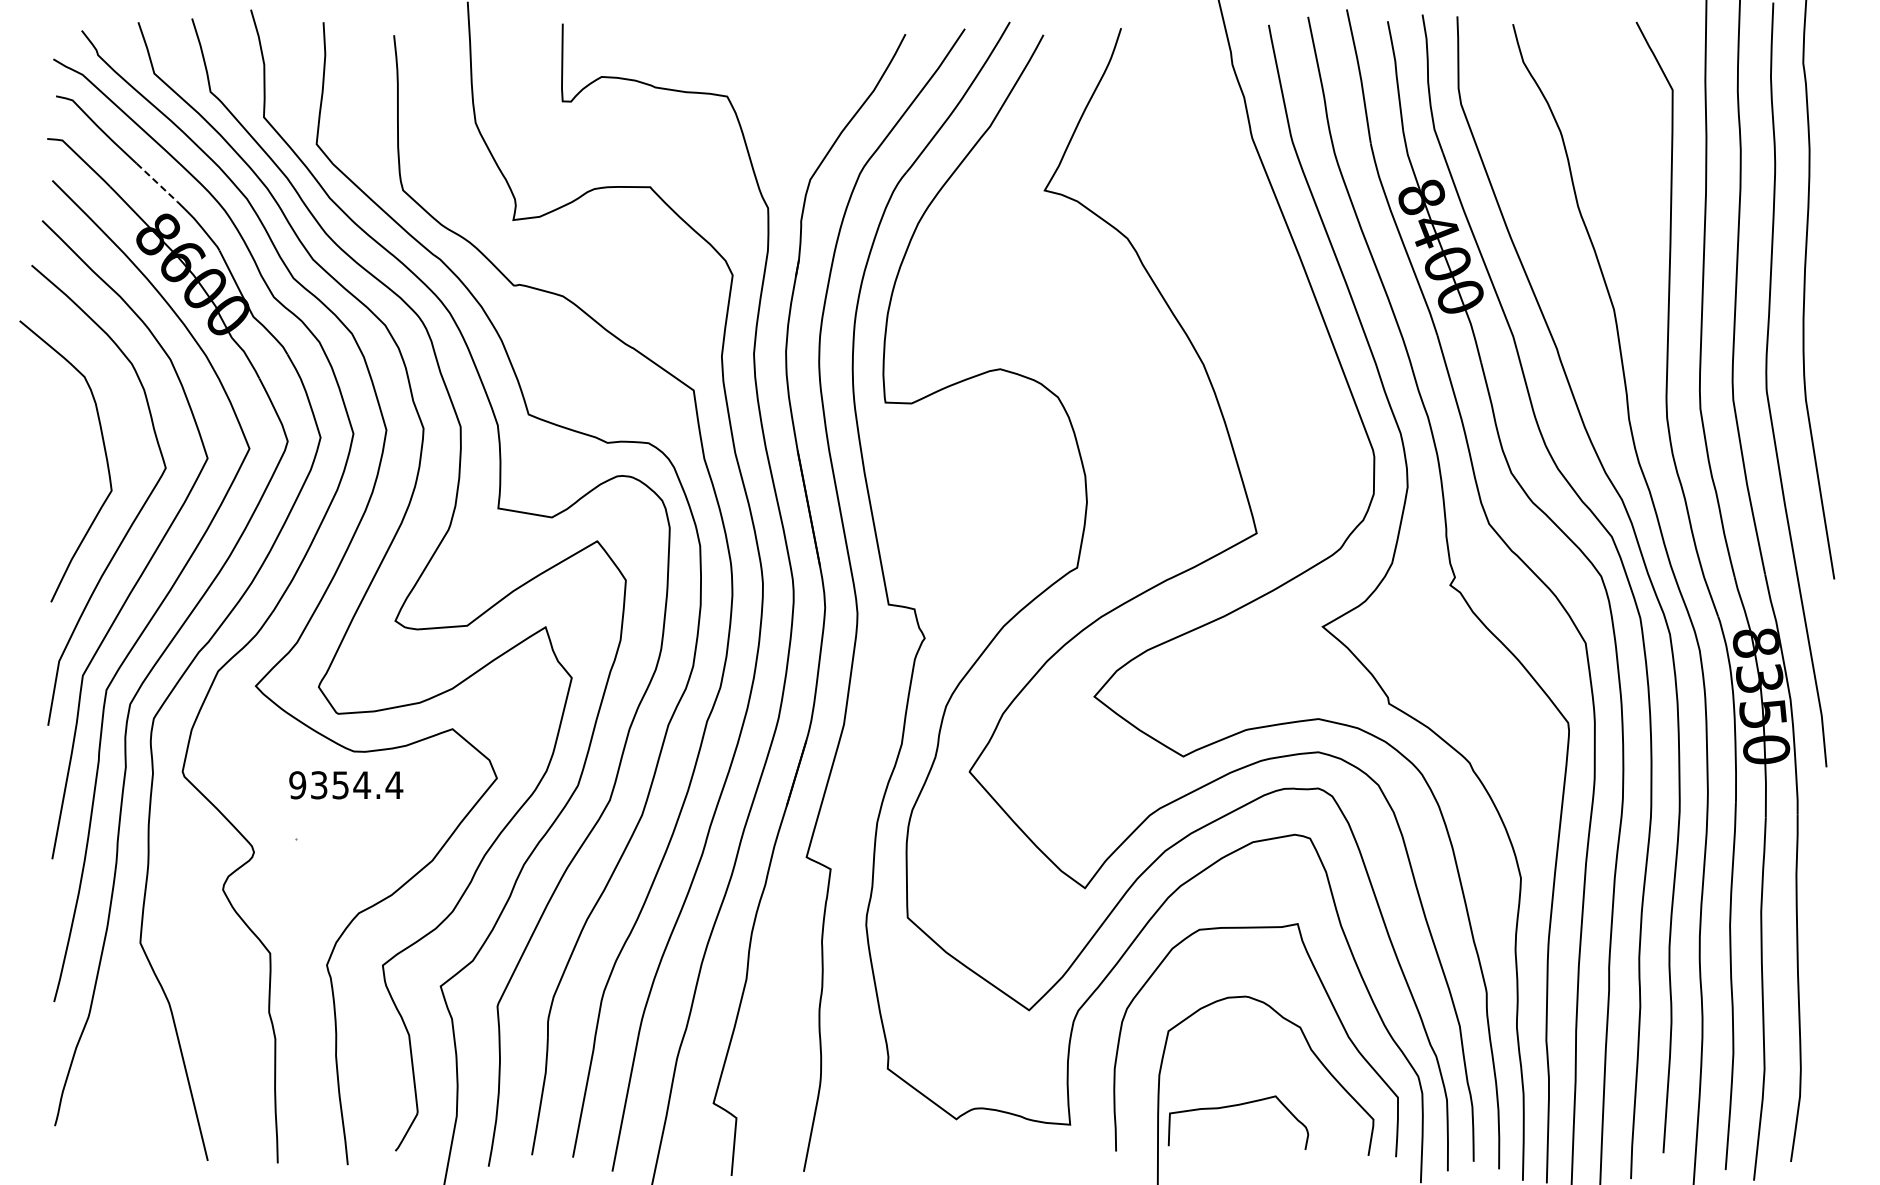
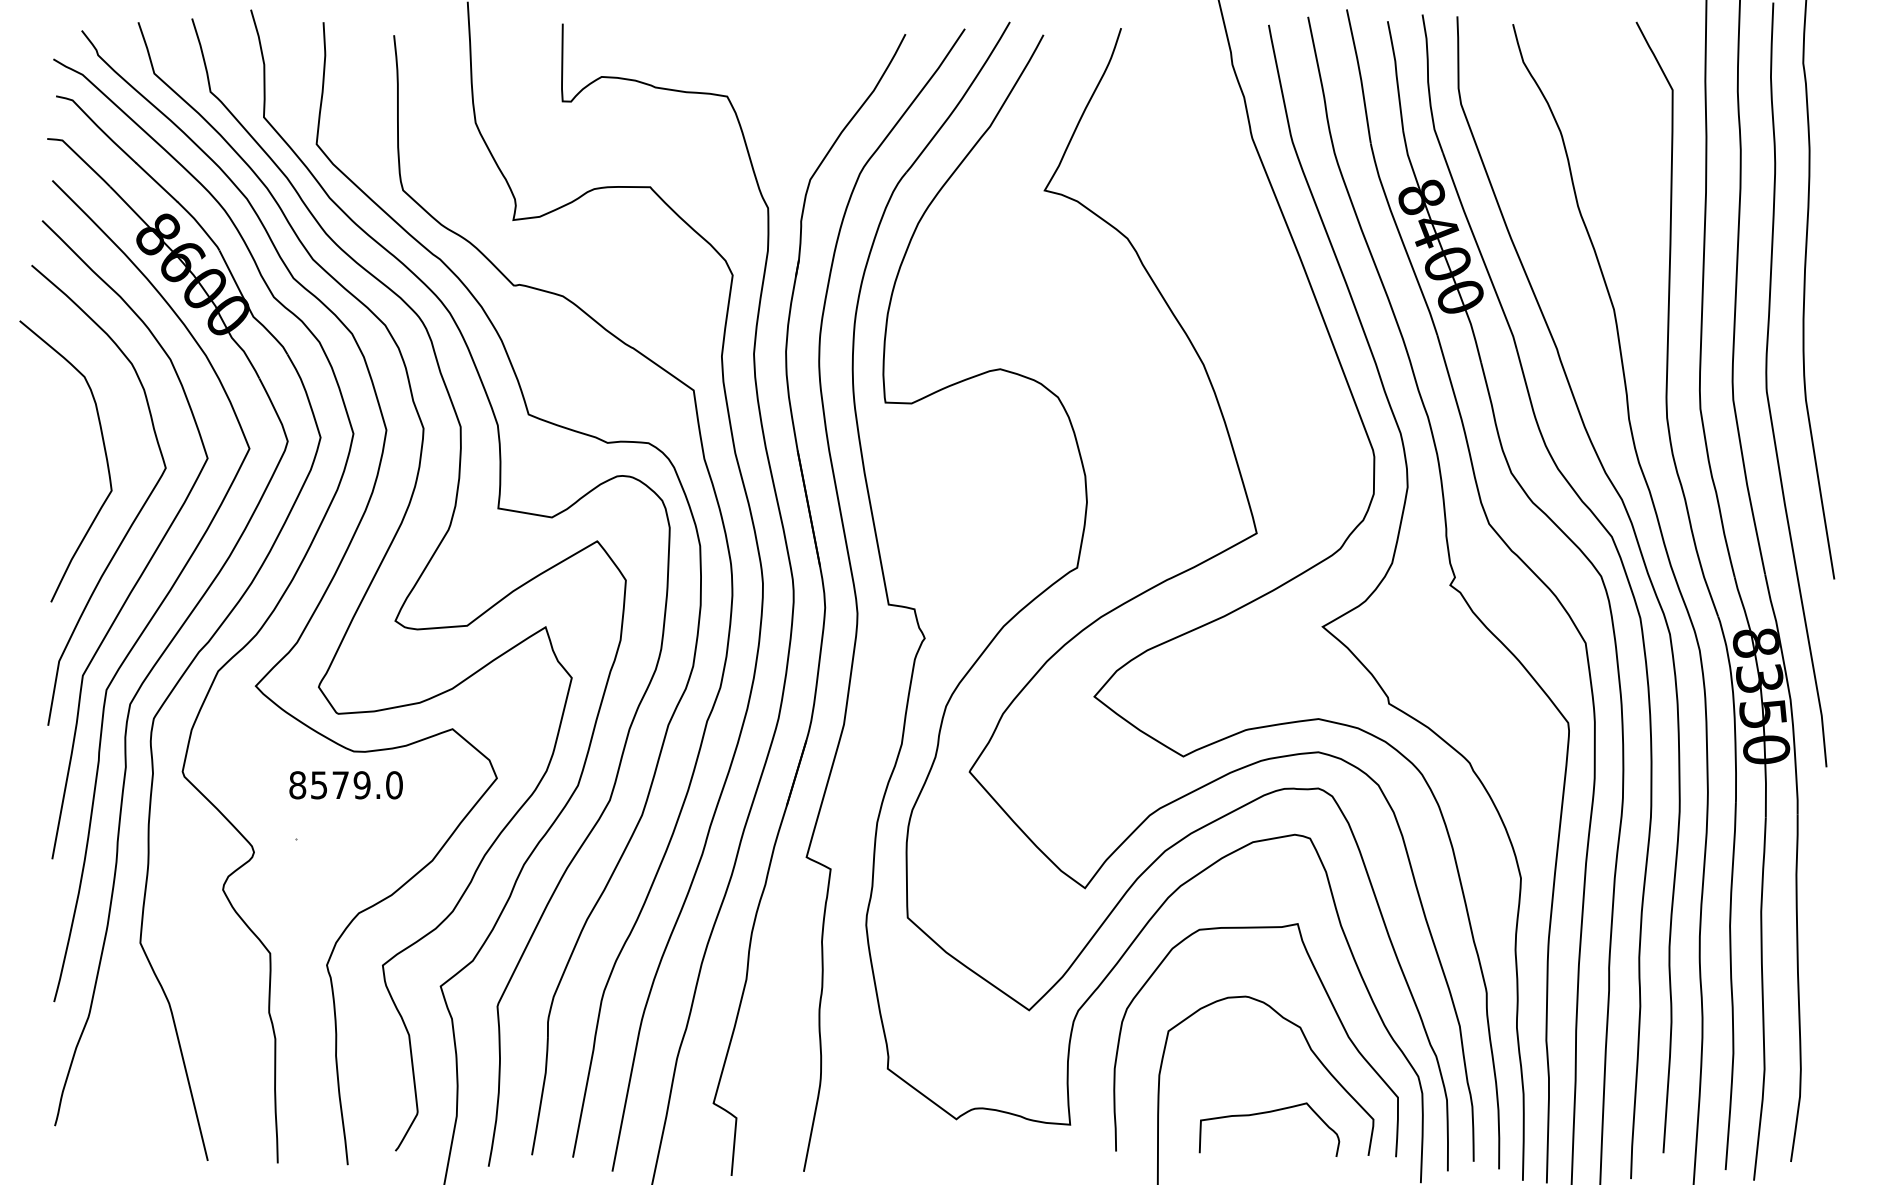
line: dashed -> solid (156, 182)
text: 9354.4 -> 8579.0 (346, 785)
curve position: (1236, 1106) -> (1267, 1113) (1267, 1113)
